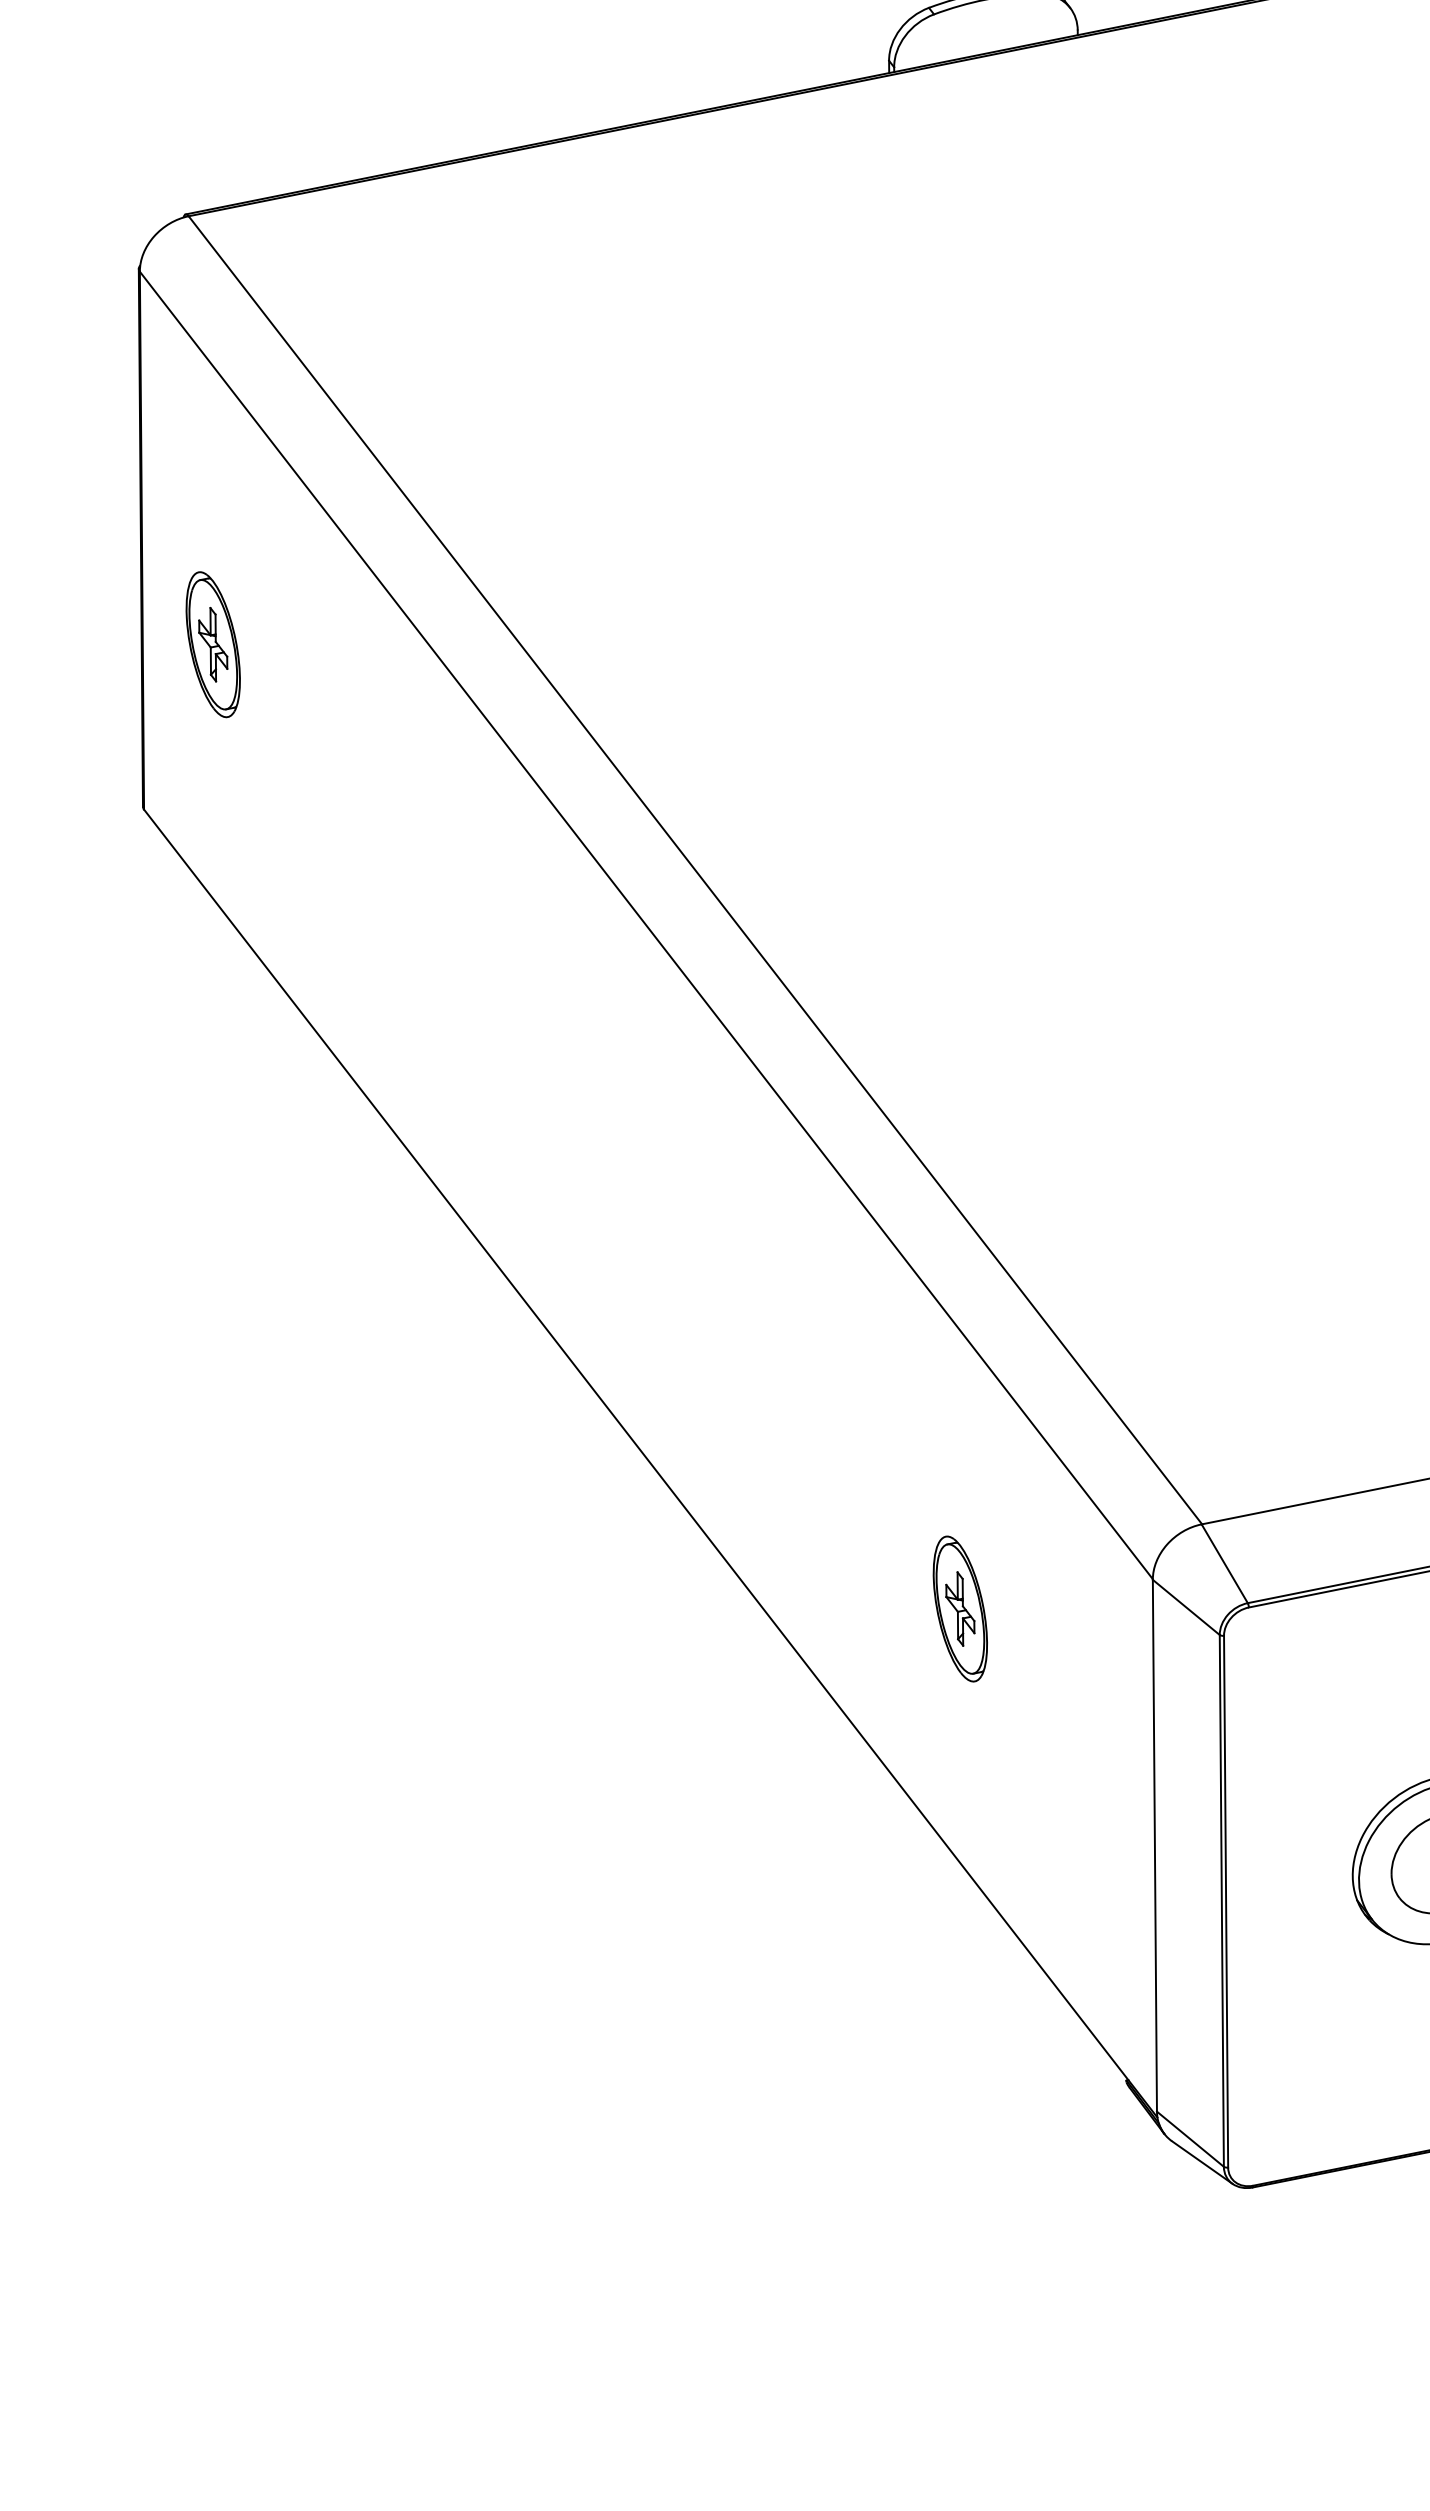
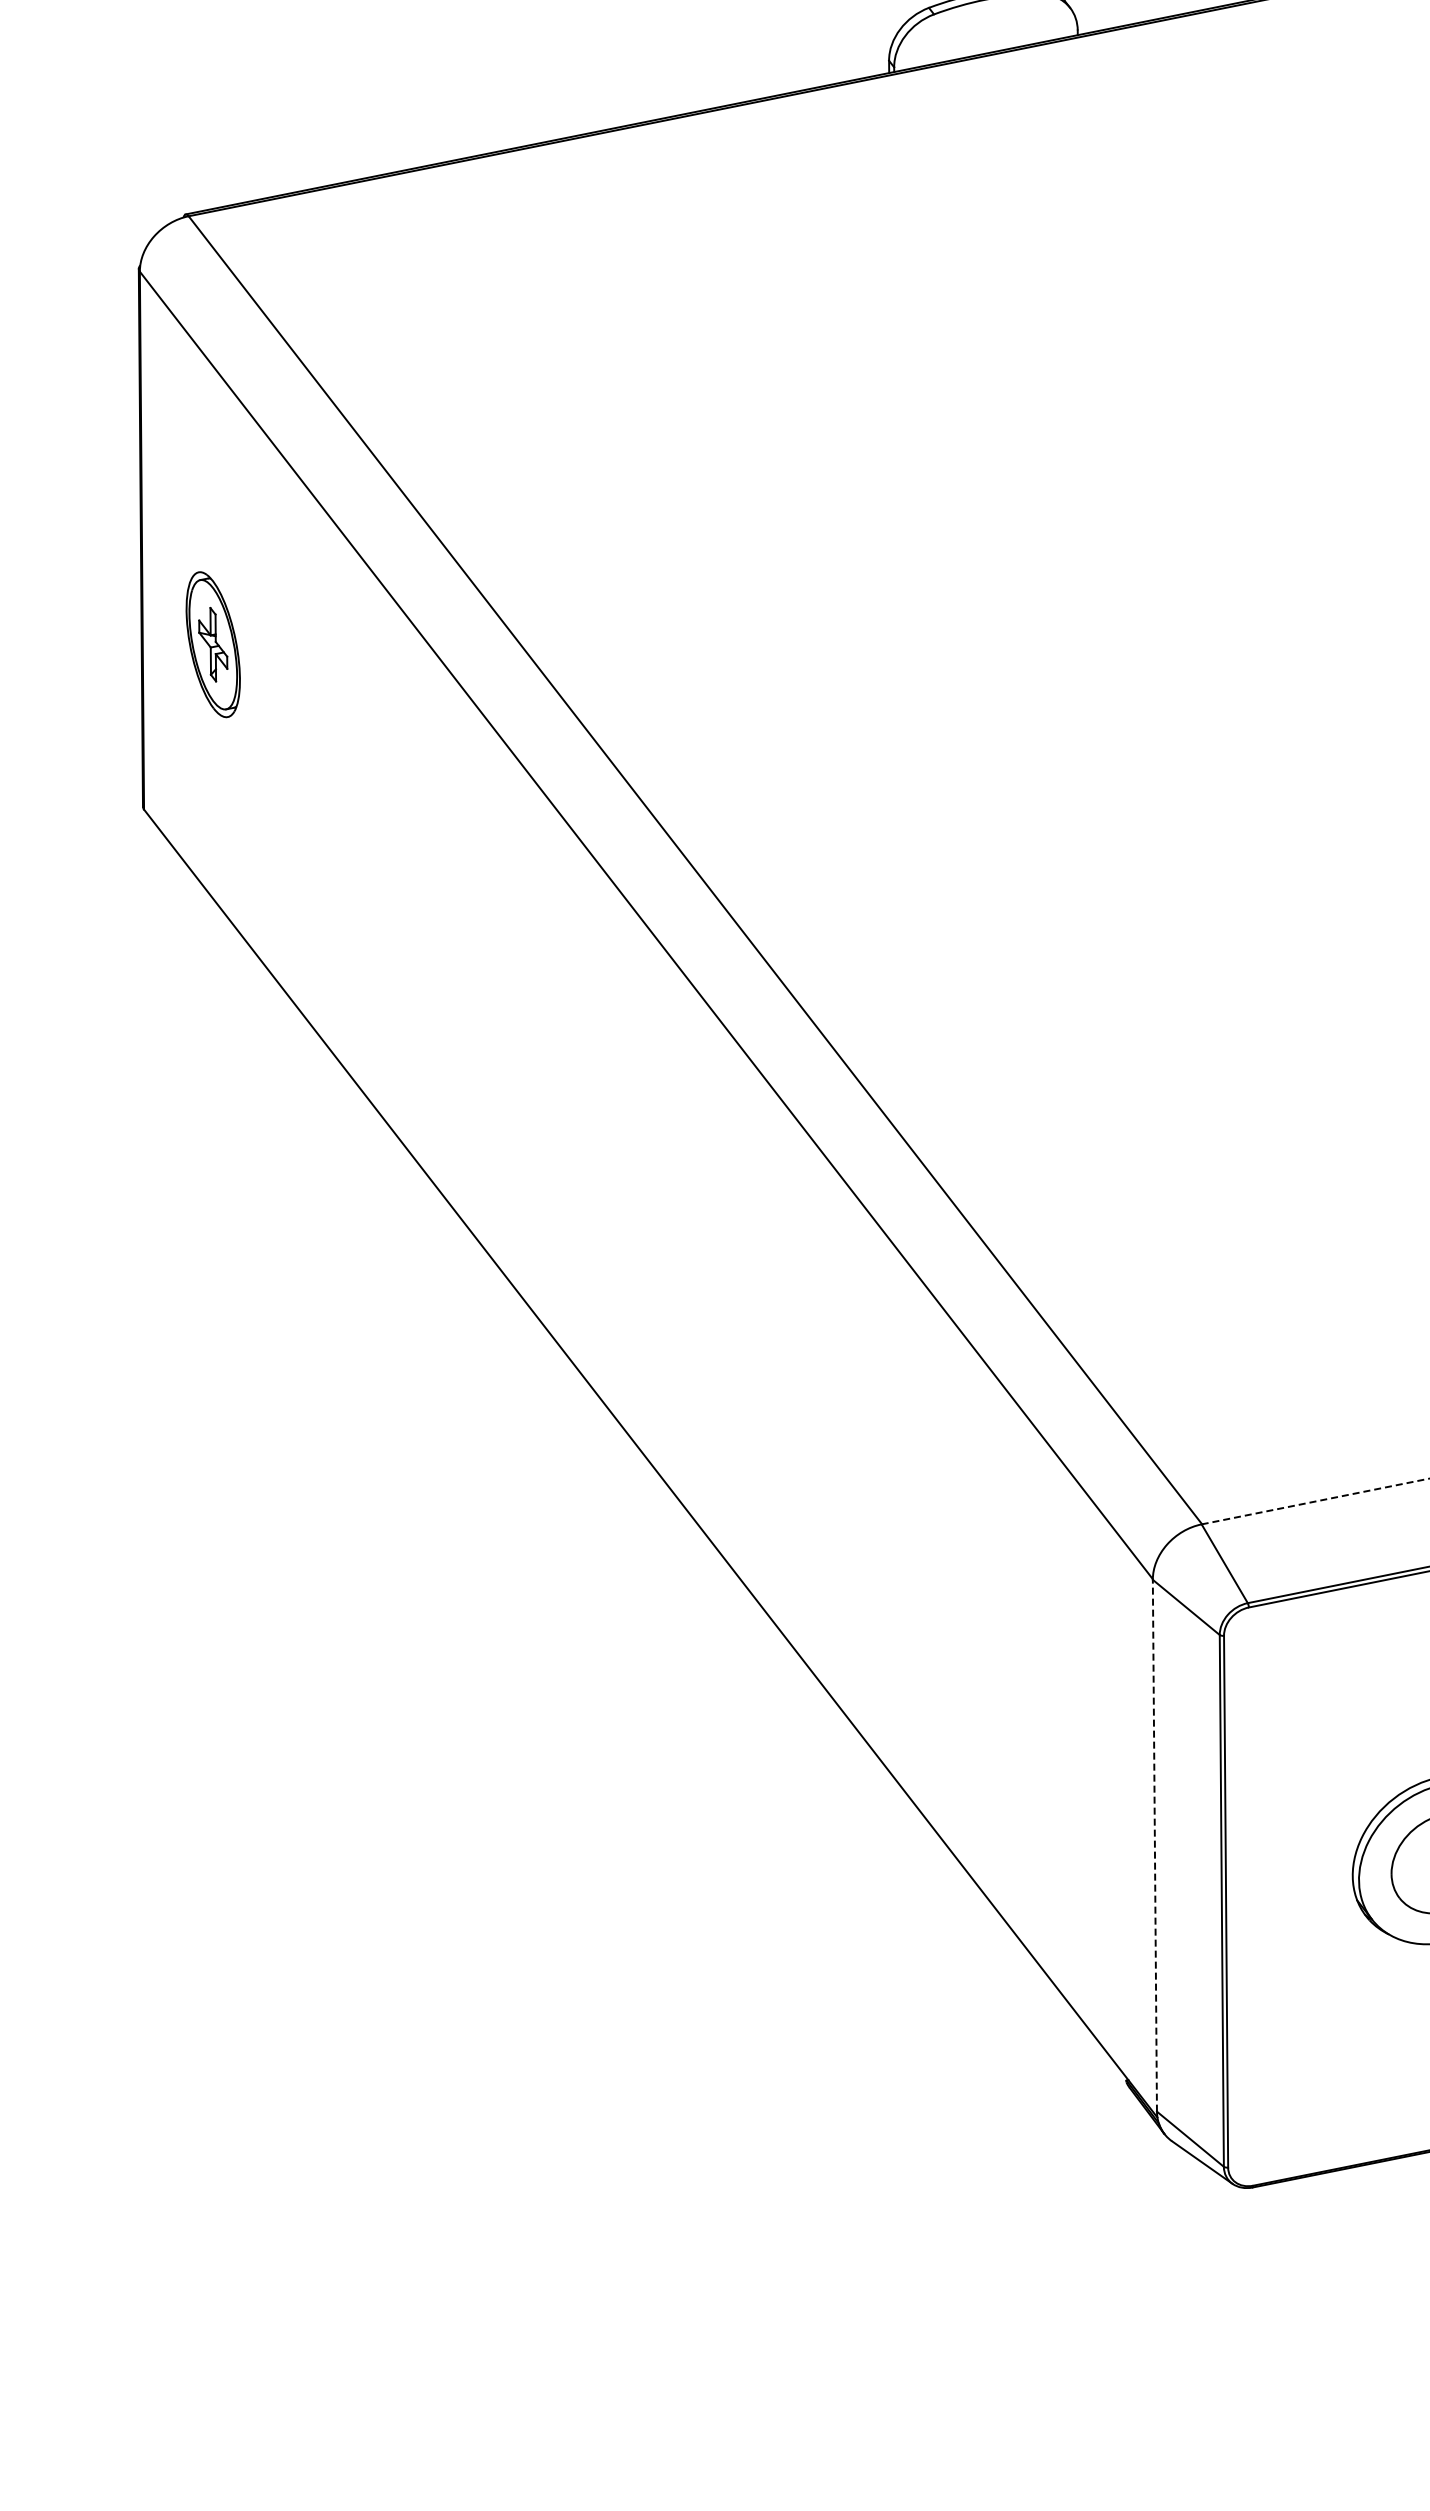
line: solid -> dashed (1315, 1501)
part: present -> none (959, 1608)
line: solid -> dashed (1154, 1845)
